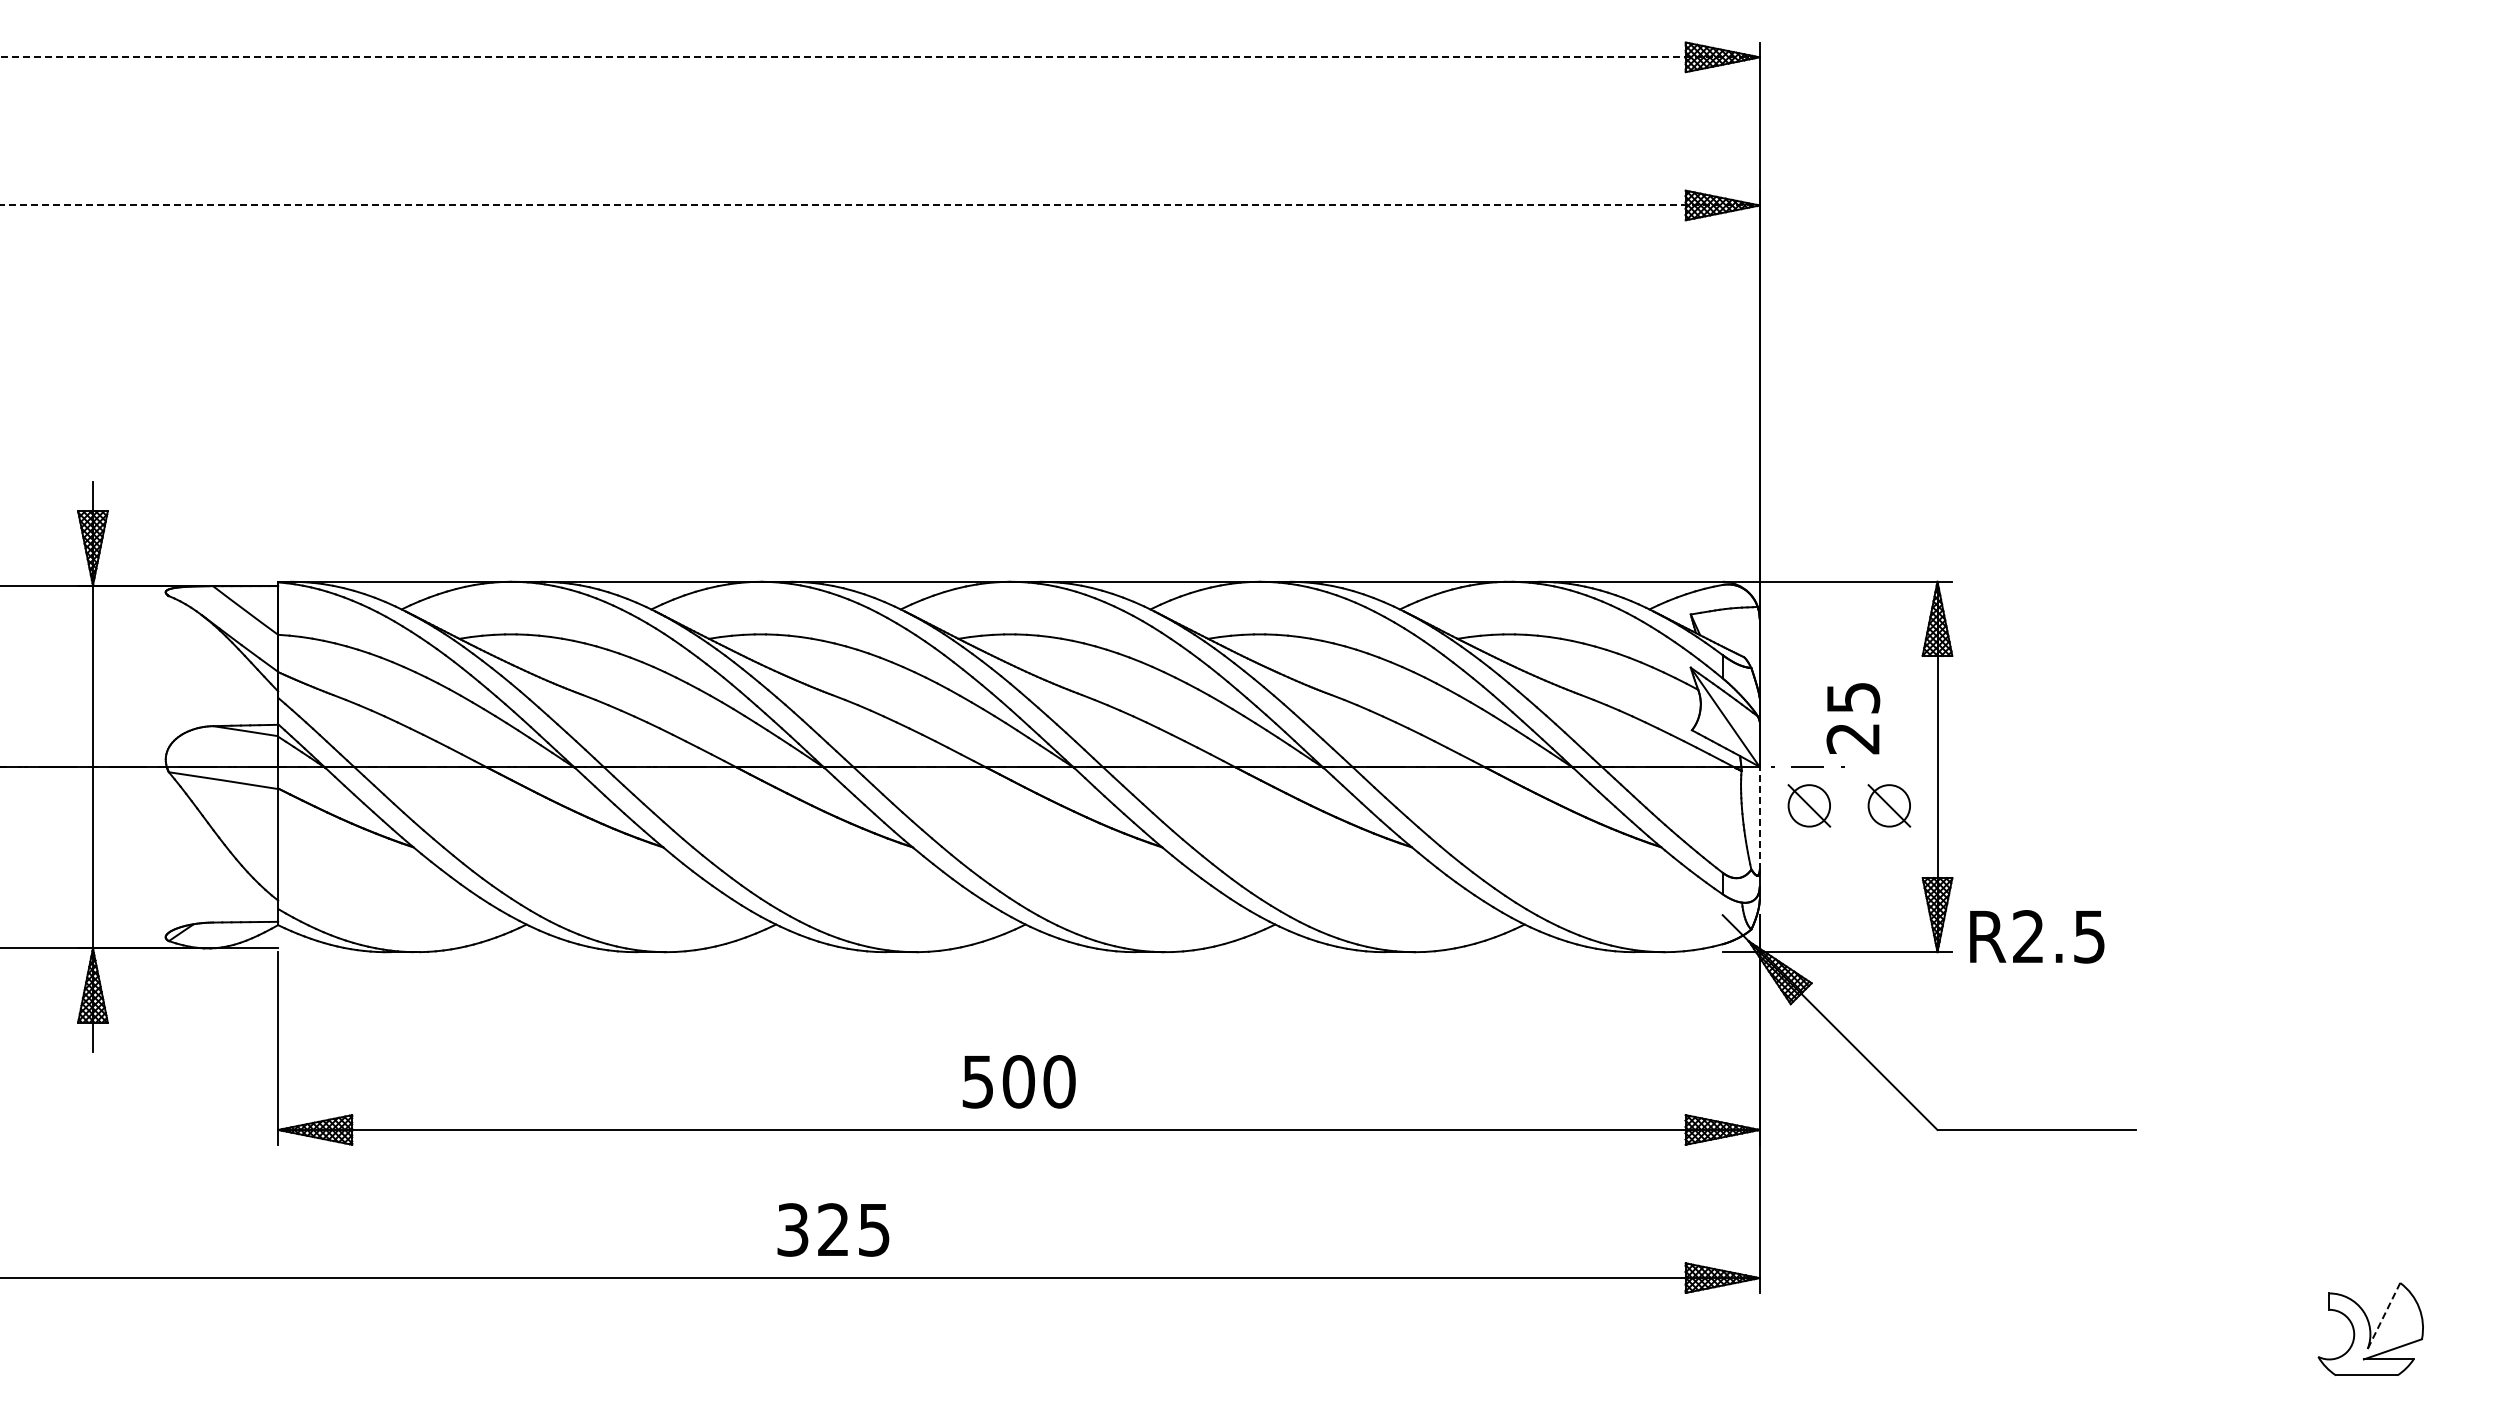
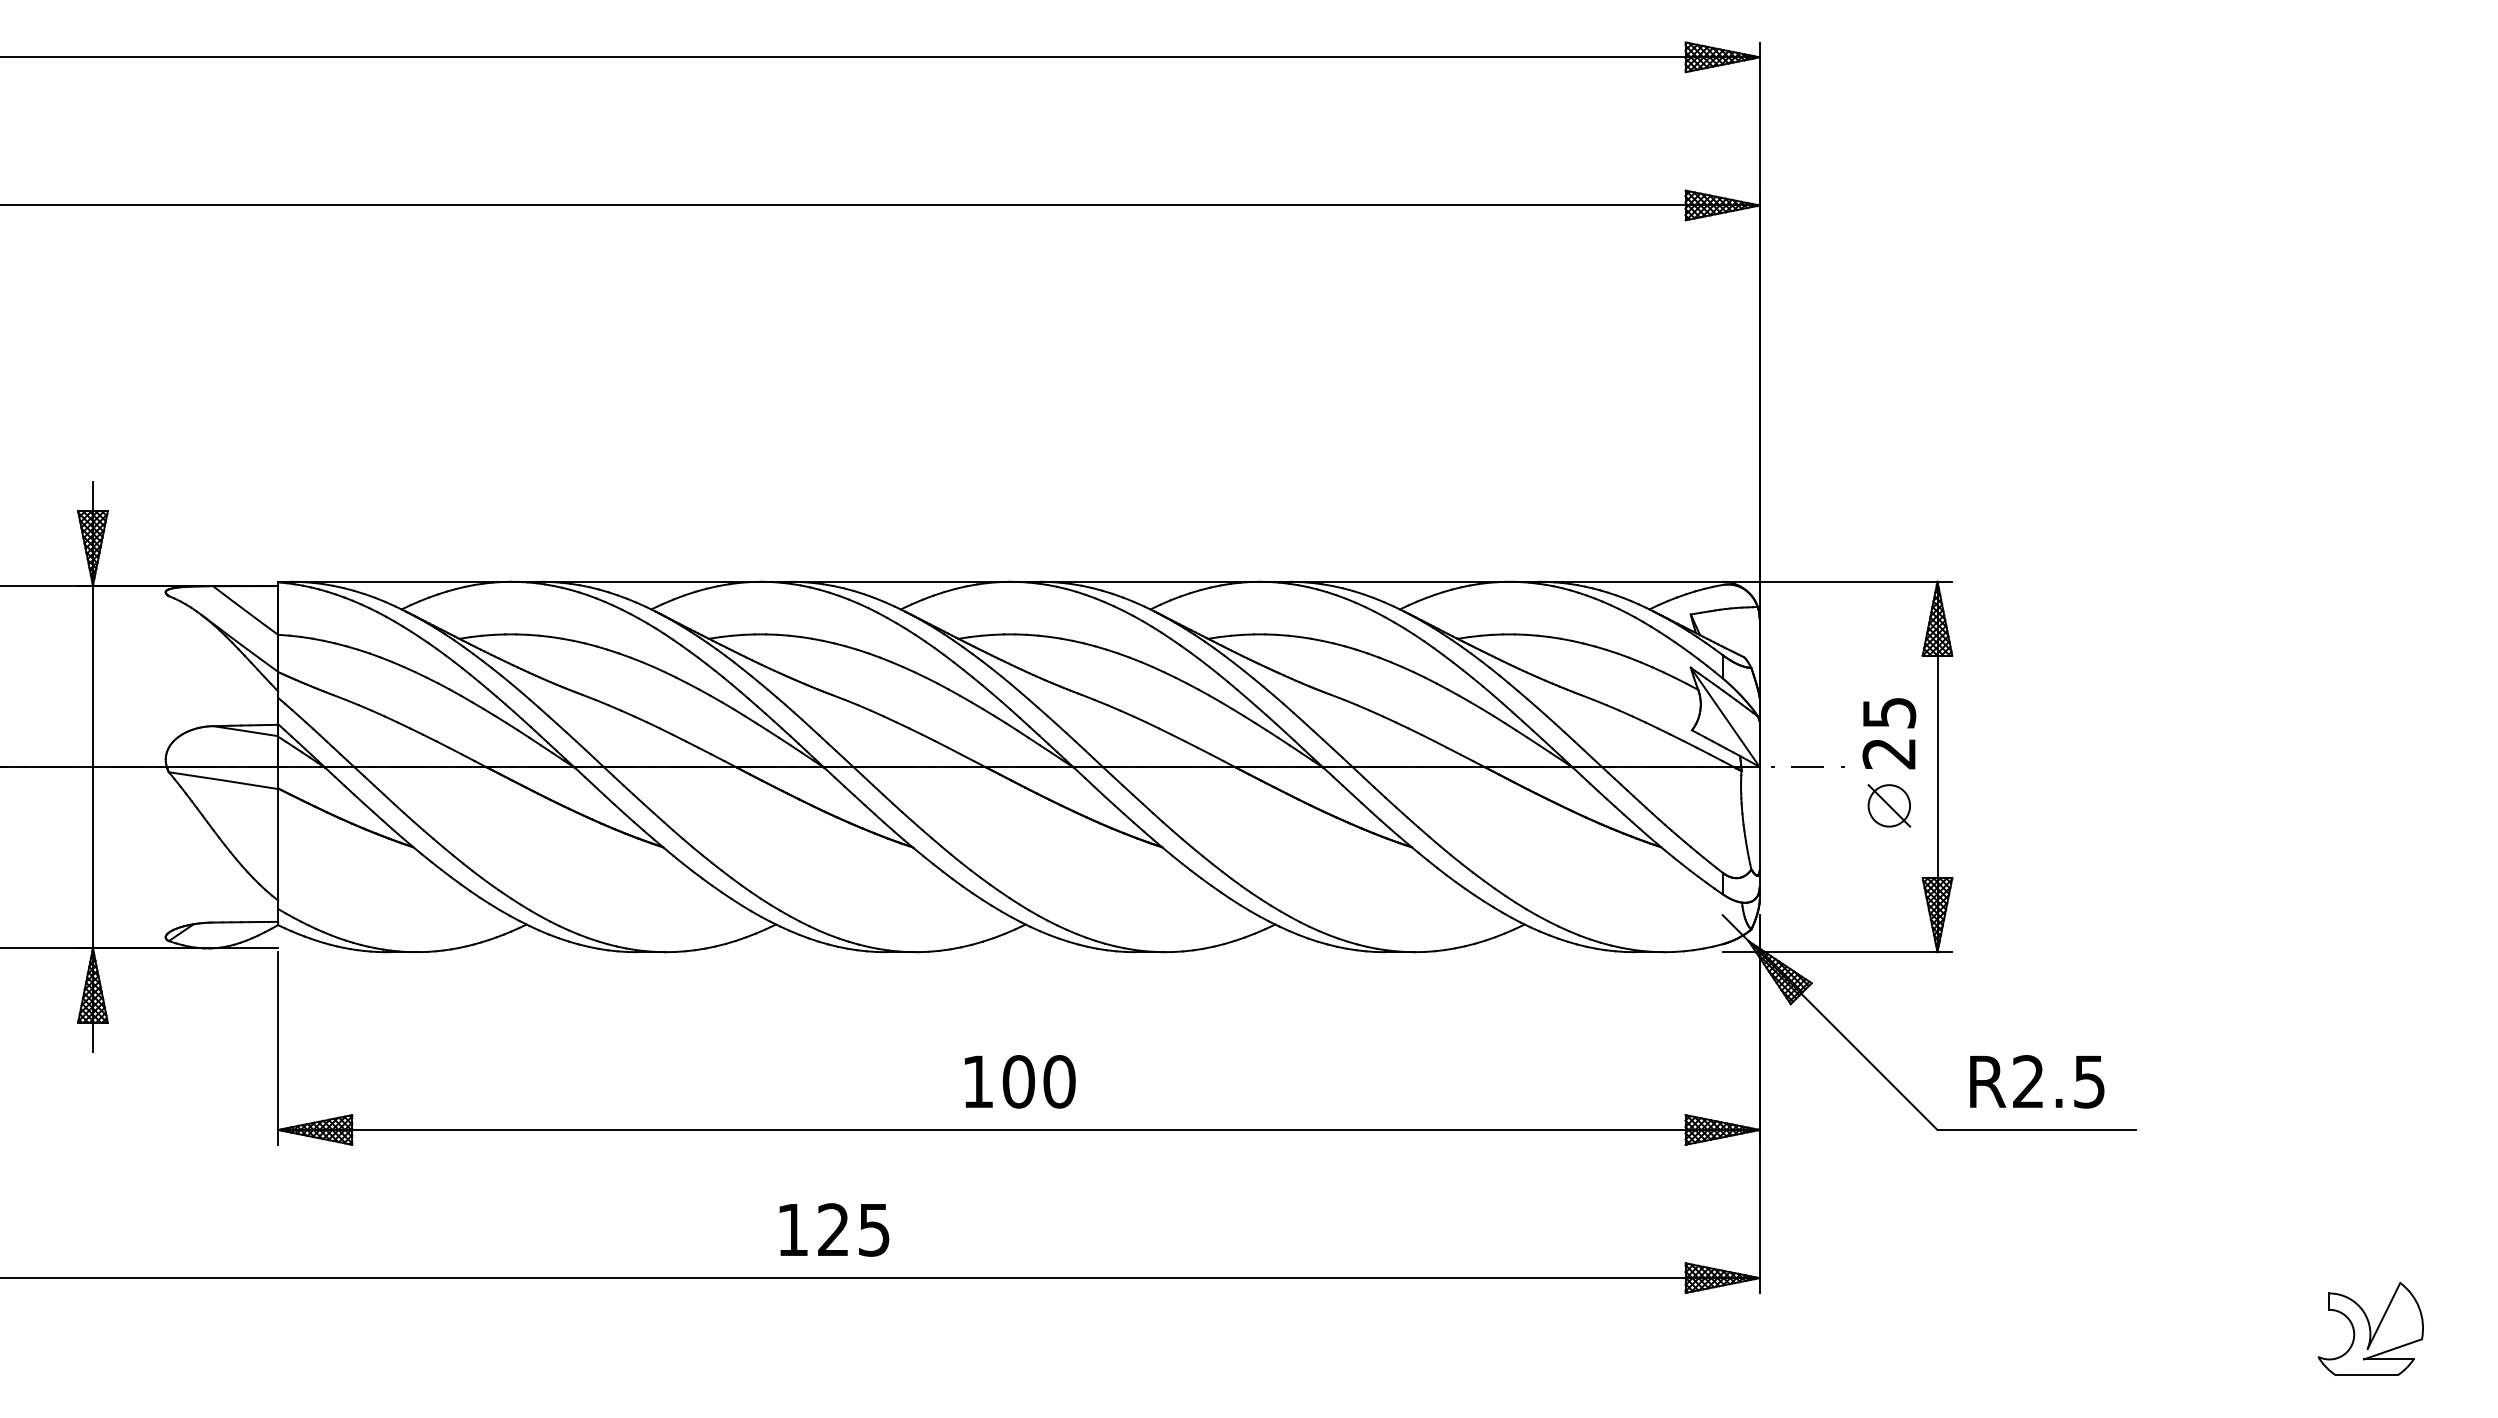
line: dashed -> solid (880, 57)
line: dashed -> solid (880, 205)
text position: (1853, 718) -> (1889, 733) (1889, 733)
part: present -> none (1809, 805)
line: dashed -> solid (1759, 818)
text position: (2037, 936) -> (2037, 1081) (2037, 1081)
text: 500 -> 100 (977, 1081)
text: 325 -> 125 (792, 1229)
line: dashed -> solid (2383, 1316)
